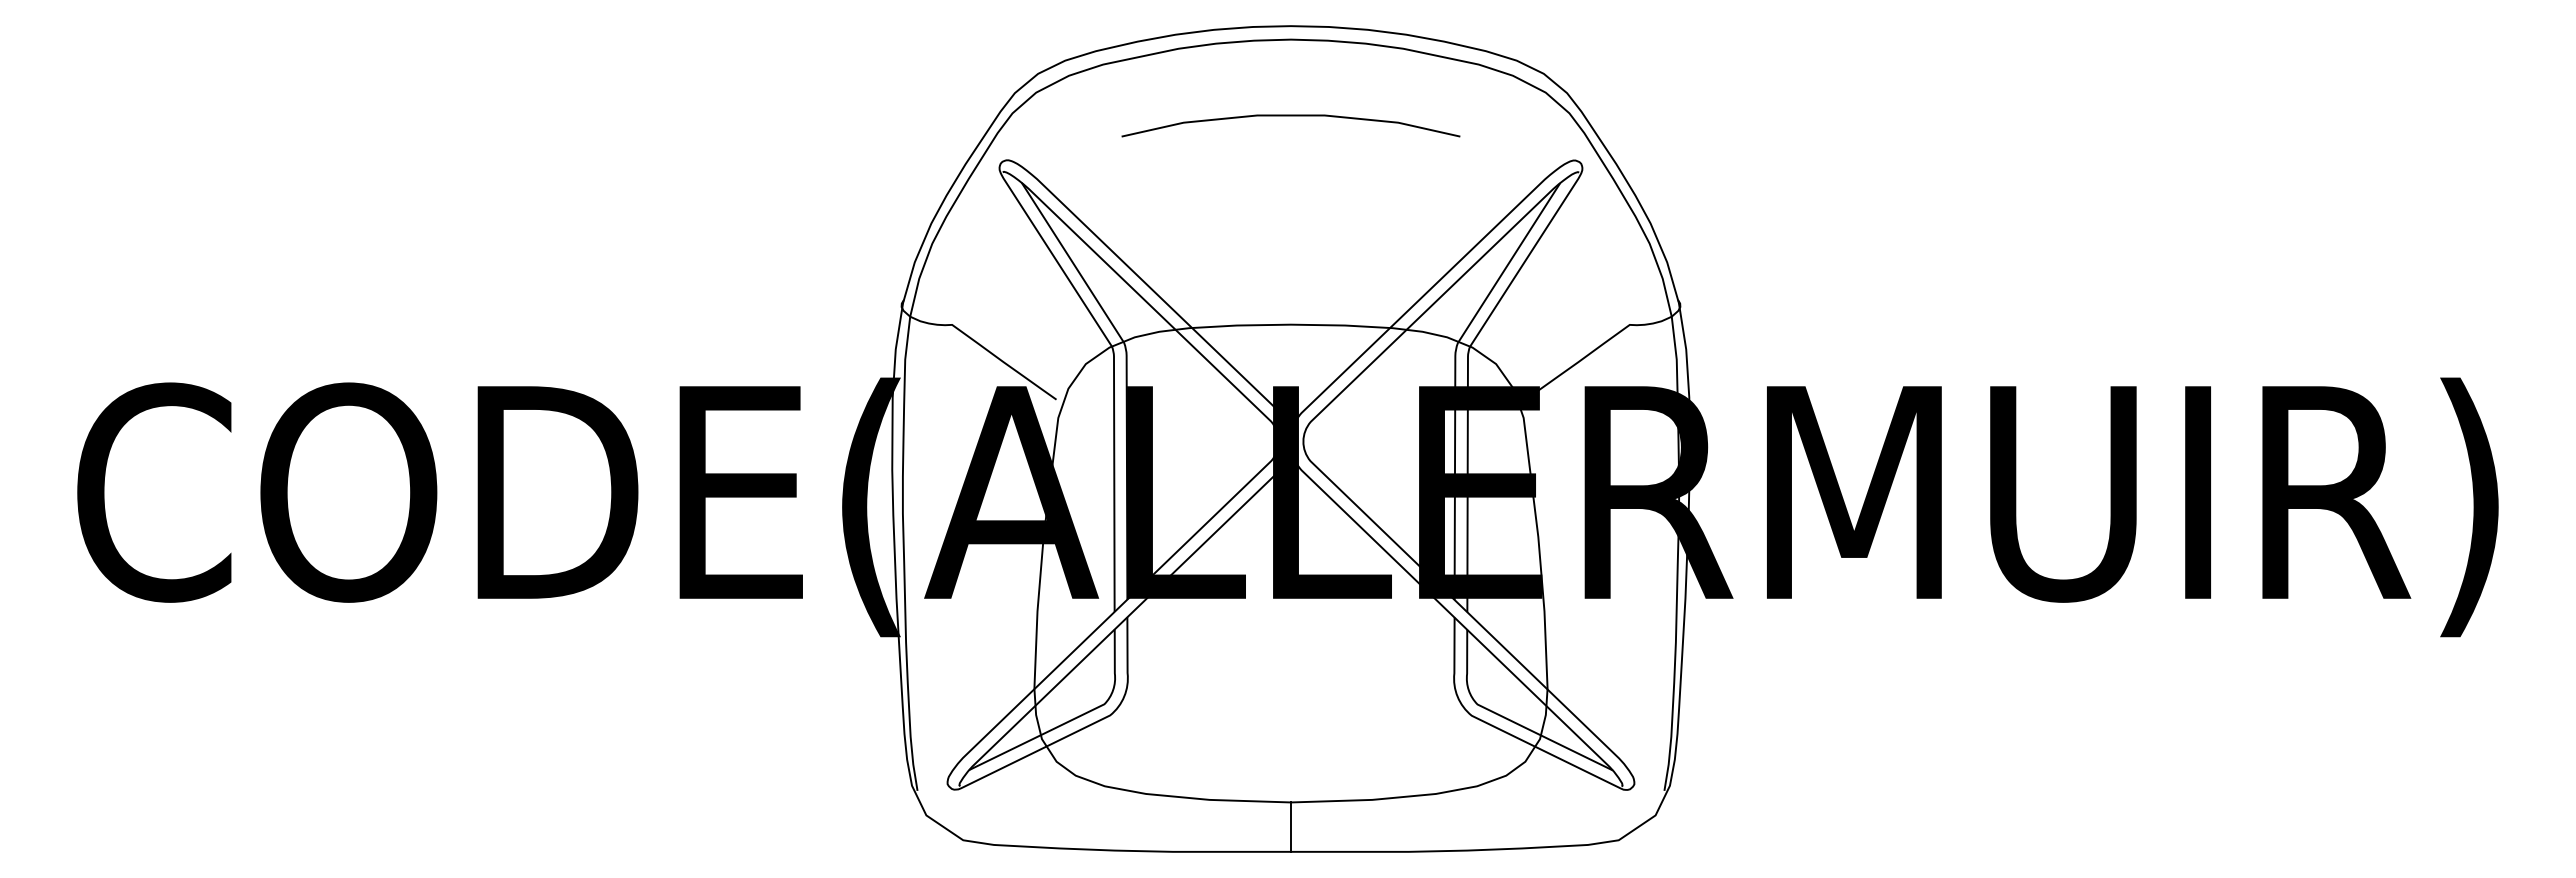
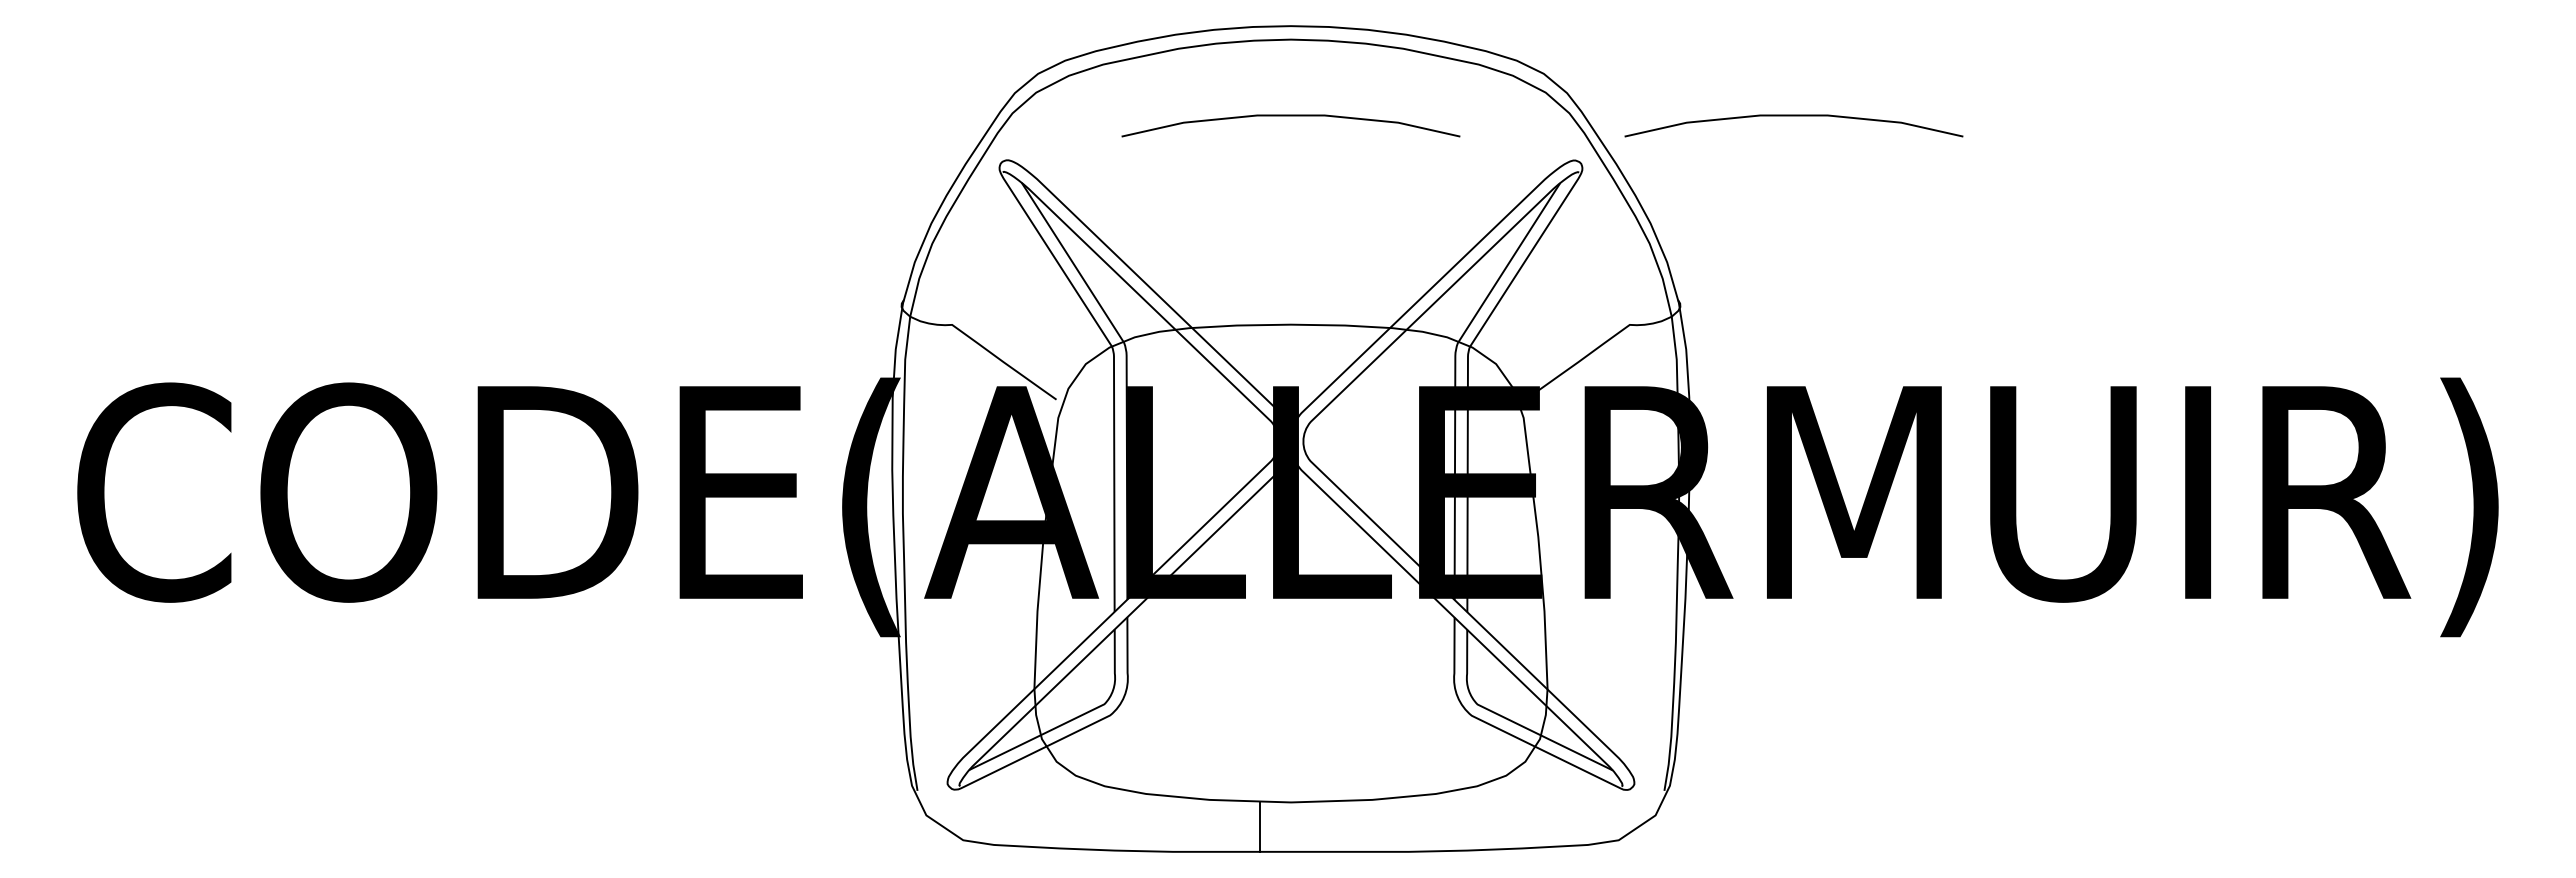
curve: none -> present (1793, 116)
line position: (1290, 826) -> (1259, 826) (1259, 826)
